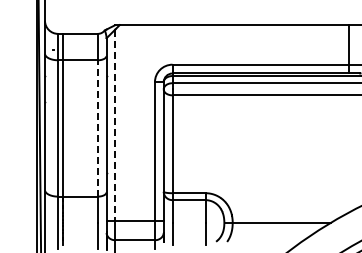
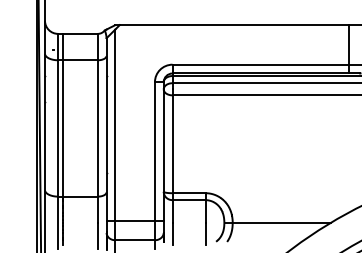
line: dashed -> solid (115, 125)
line: dashed -> solid (97, 127)
